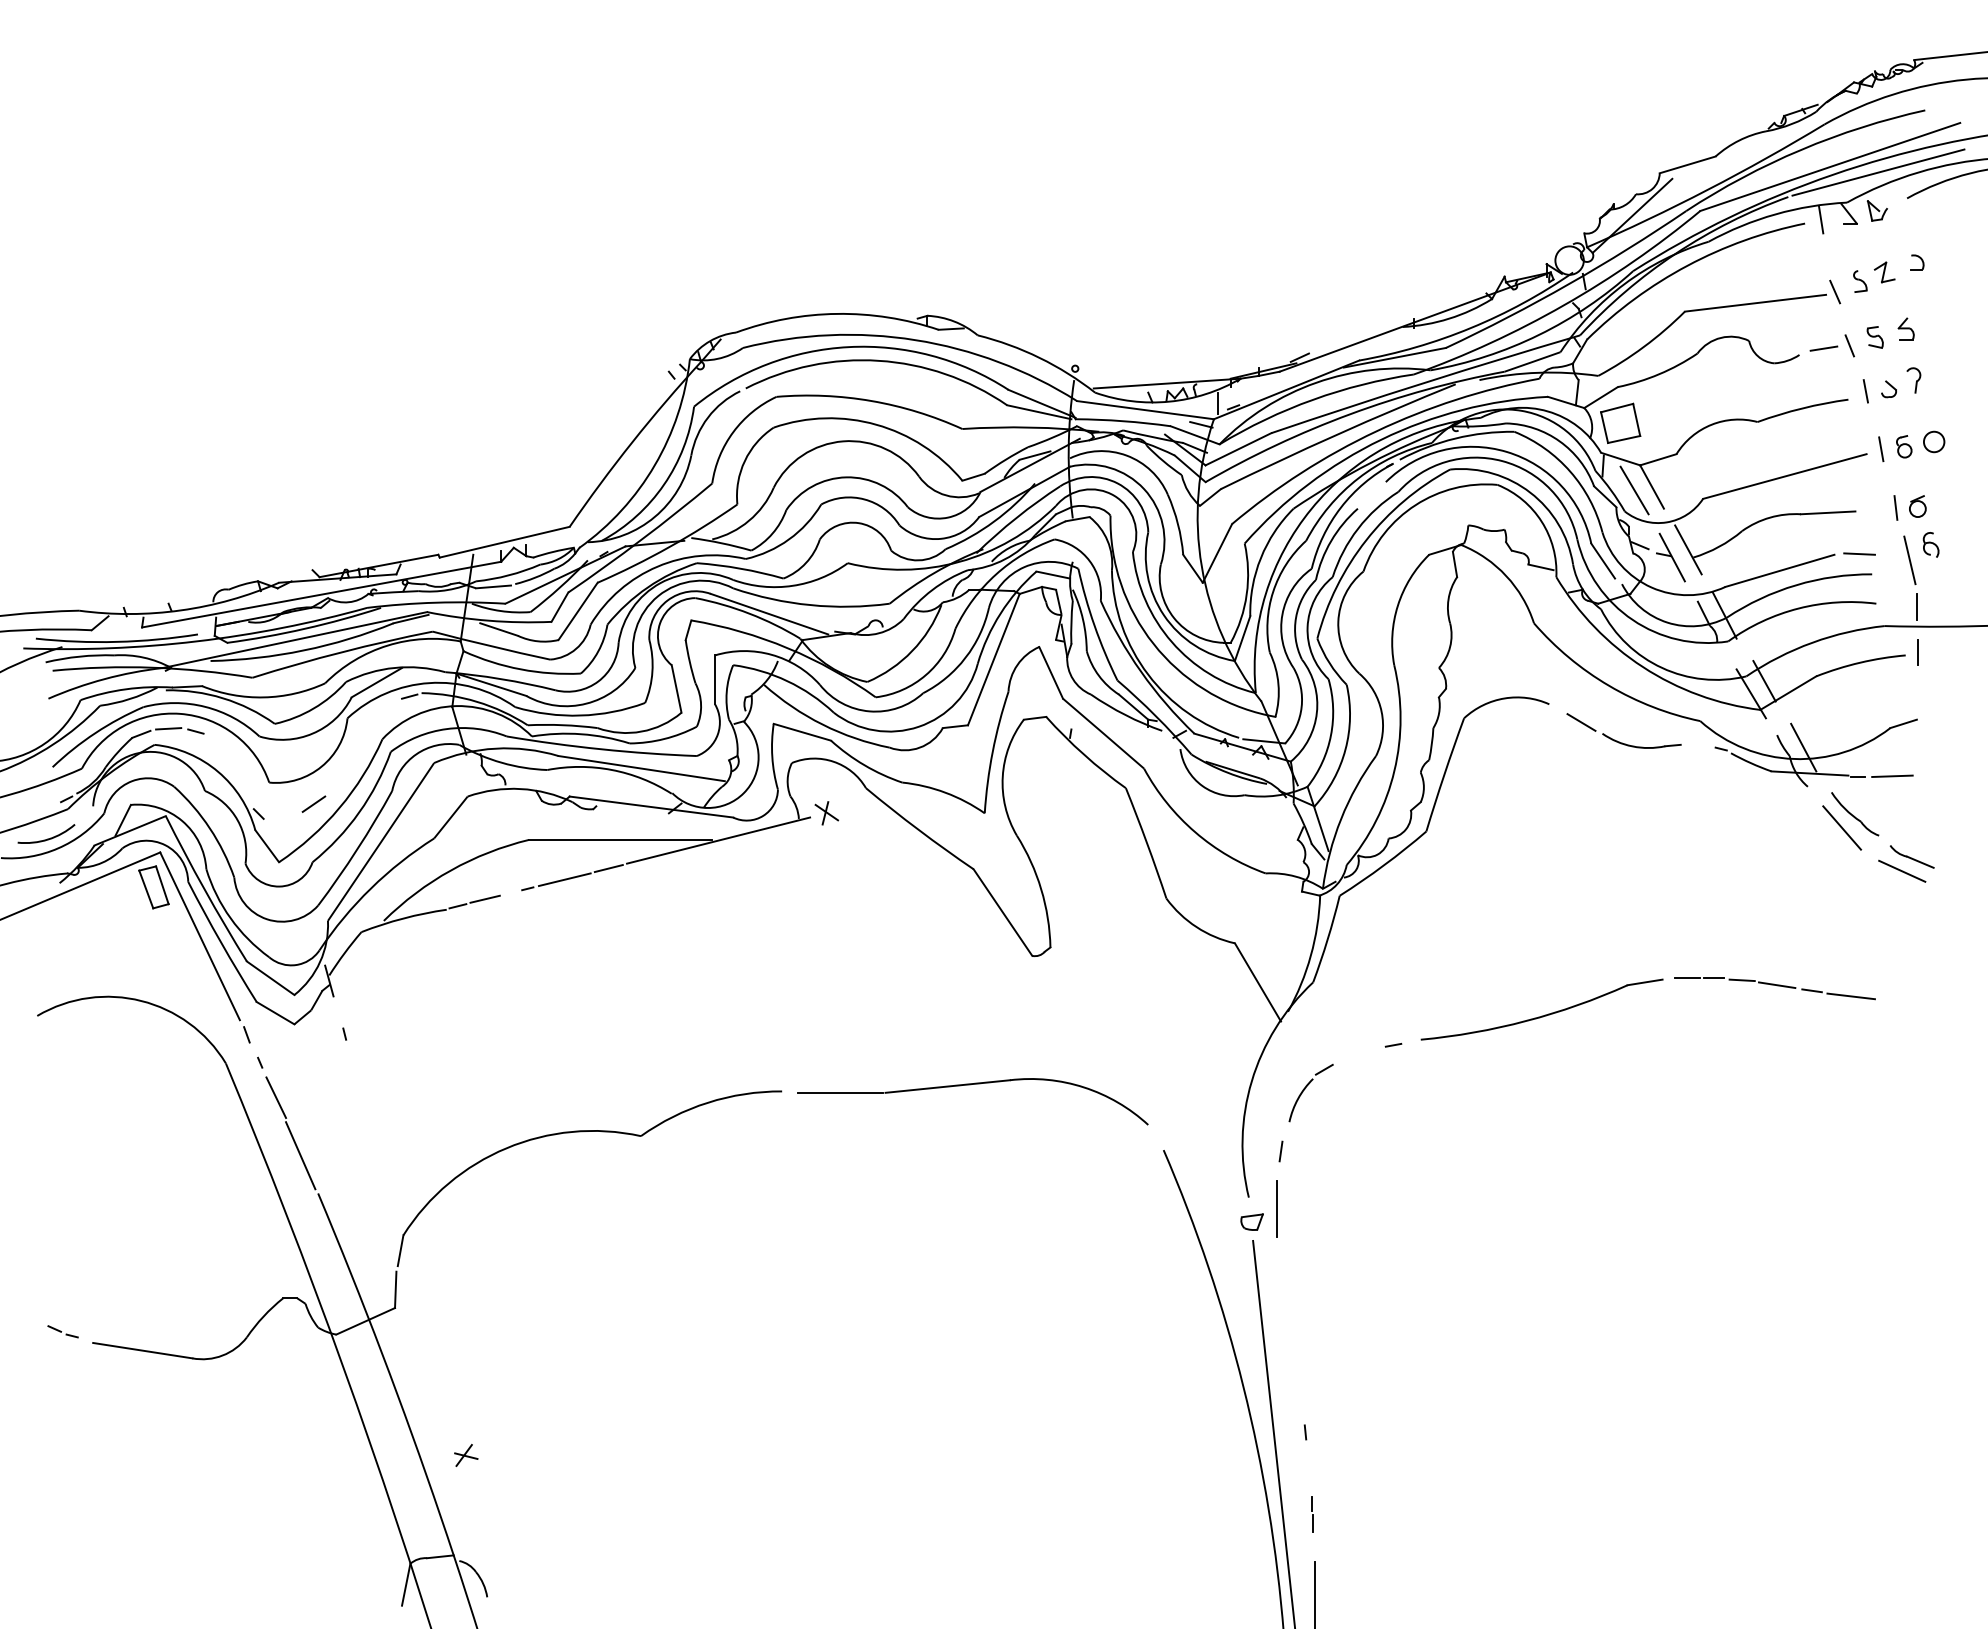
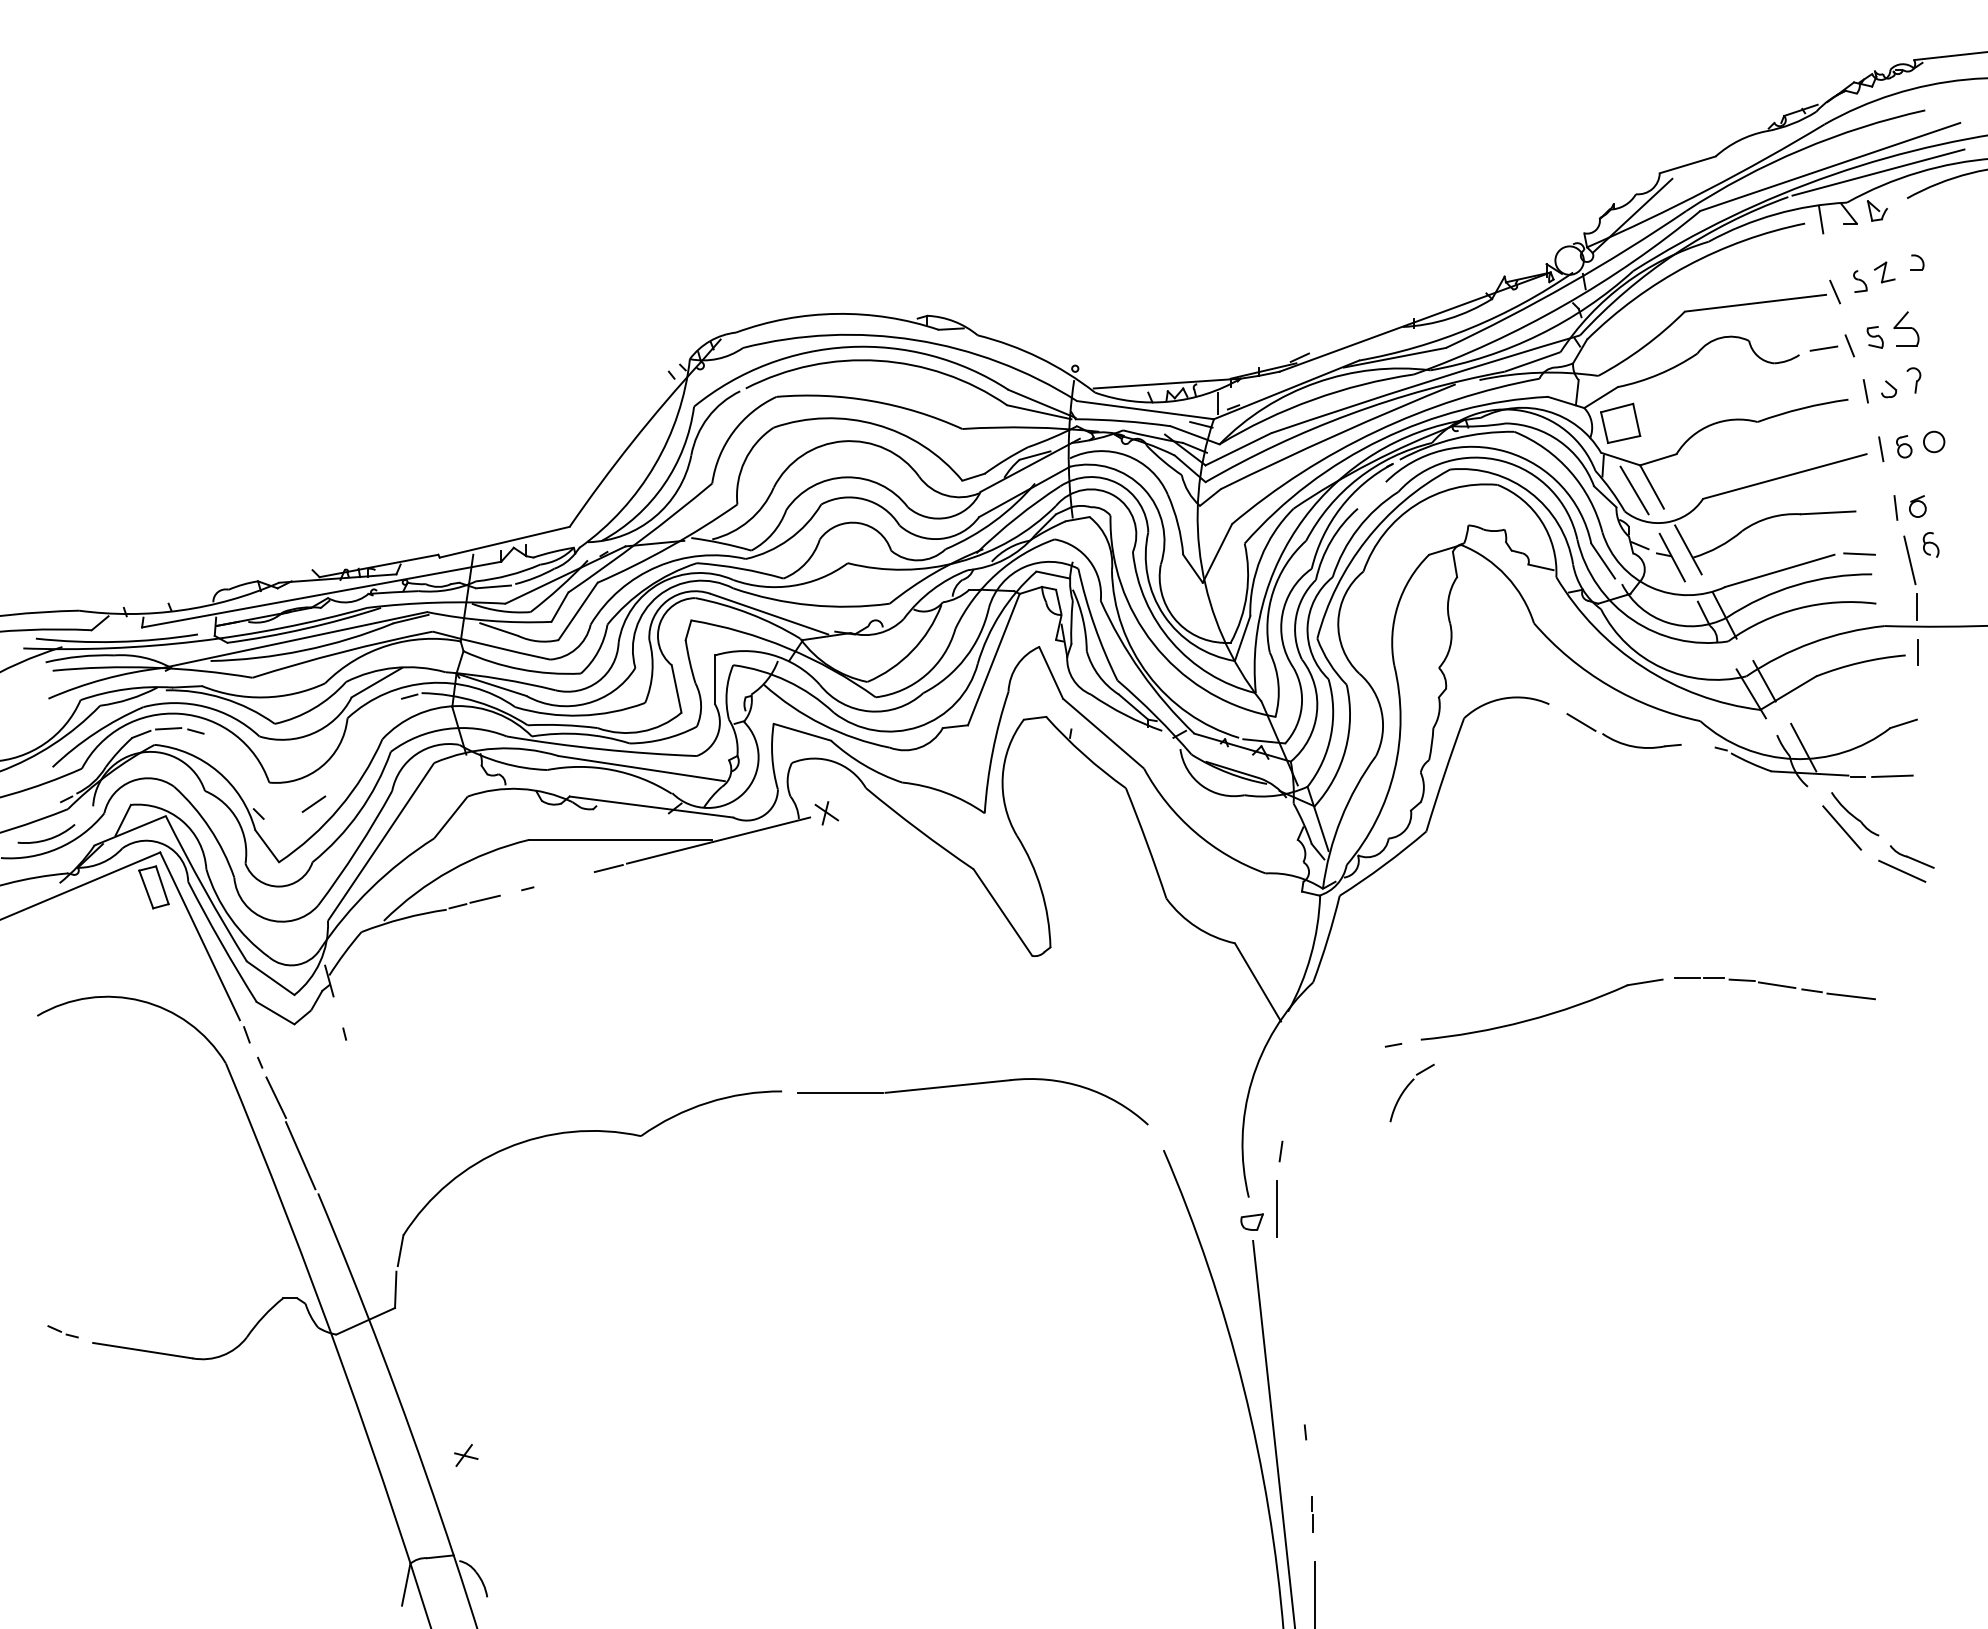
part size: 18x24 px -> 27x36 px (1906, 328)
line: present -> none (564, 879)
part position: (1305, 1089) -> (1406, 1089) (1406, 1089)
